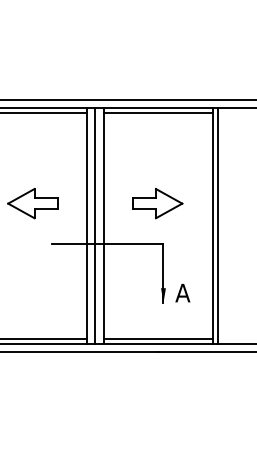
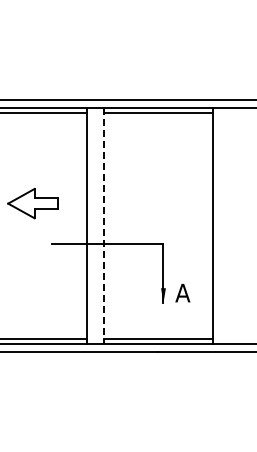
part: present -> none (157, 203)
line: present -> none (95, 225)
line: solid -> dashed (103, 225)
line: present -> none (218, 225)
